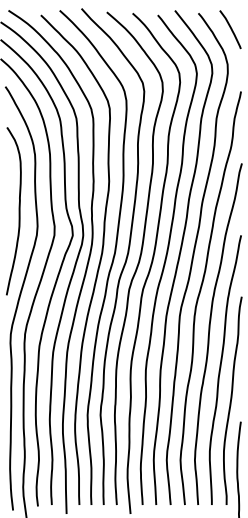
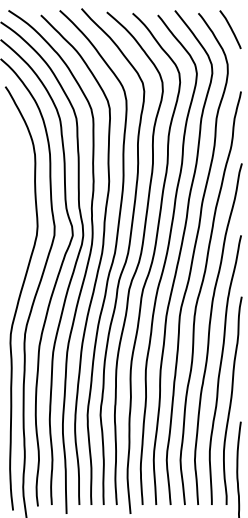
curve: present -> none (18, 211)
